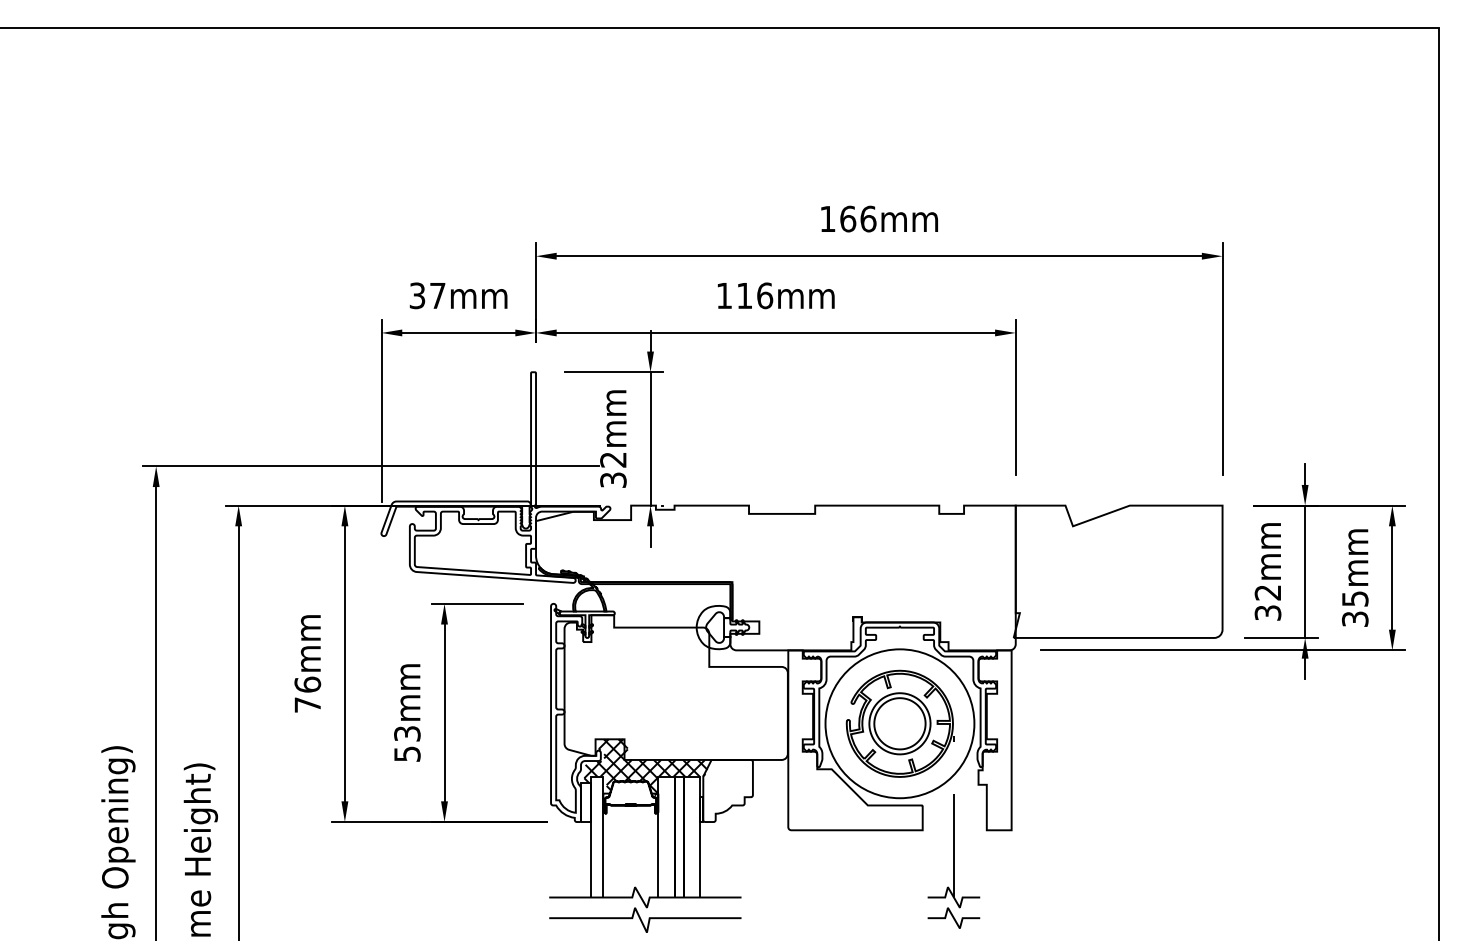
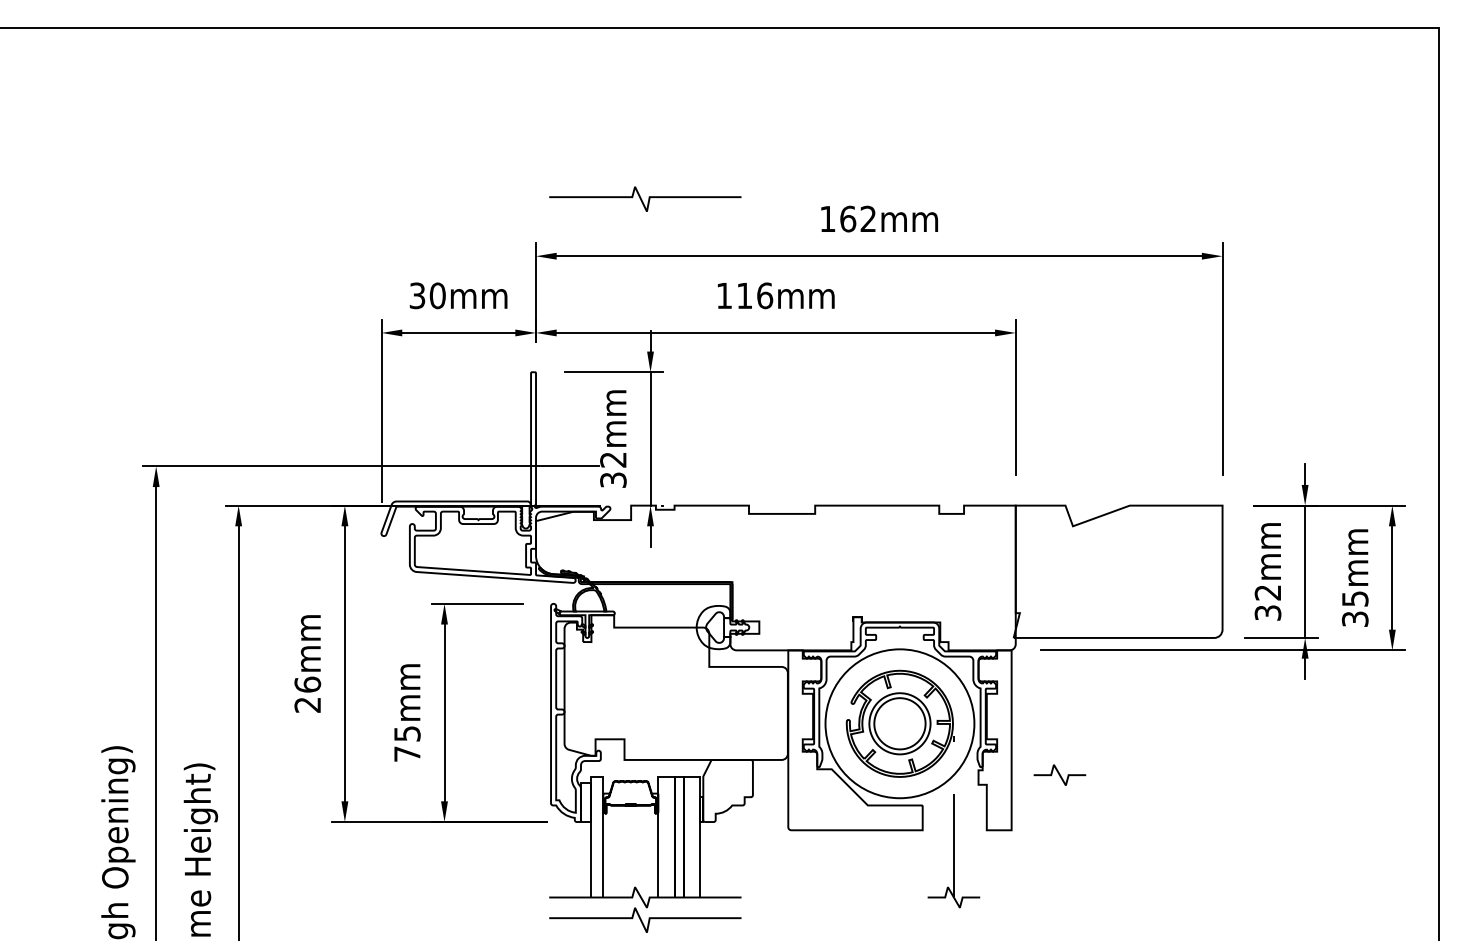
curve: none -> present (648, 198)
text: 166mm -> 162mm (868, 218)
text: 37mm -> 30mm (437, 295)
text: 76mm -> 26mm (307, 704)
text: 53mm -> 75mm (407, 743)
hatch: present -> none (648, 767)
curve position: (953, 917) -> (1059, 774) (1059, 774)
